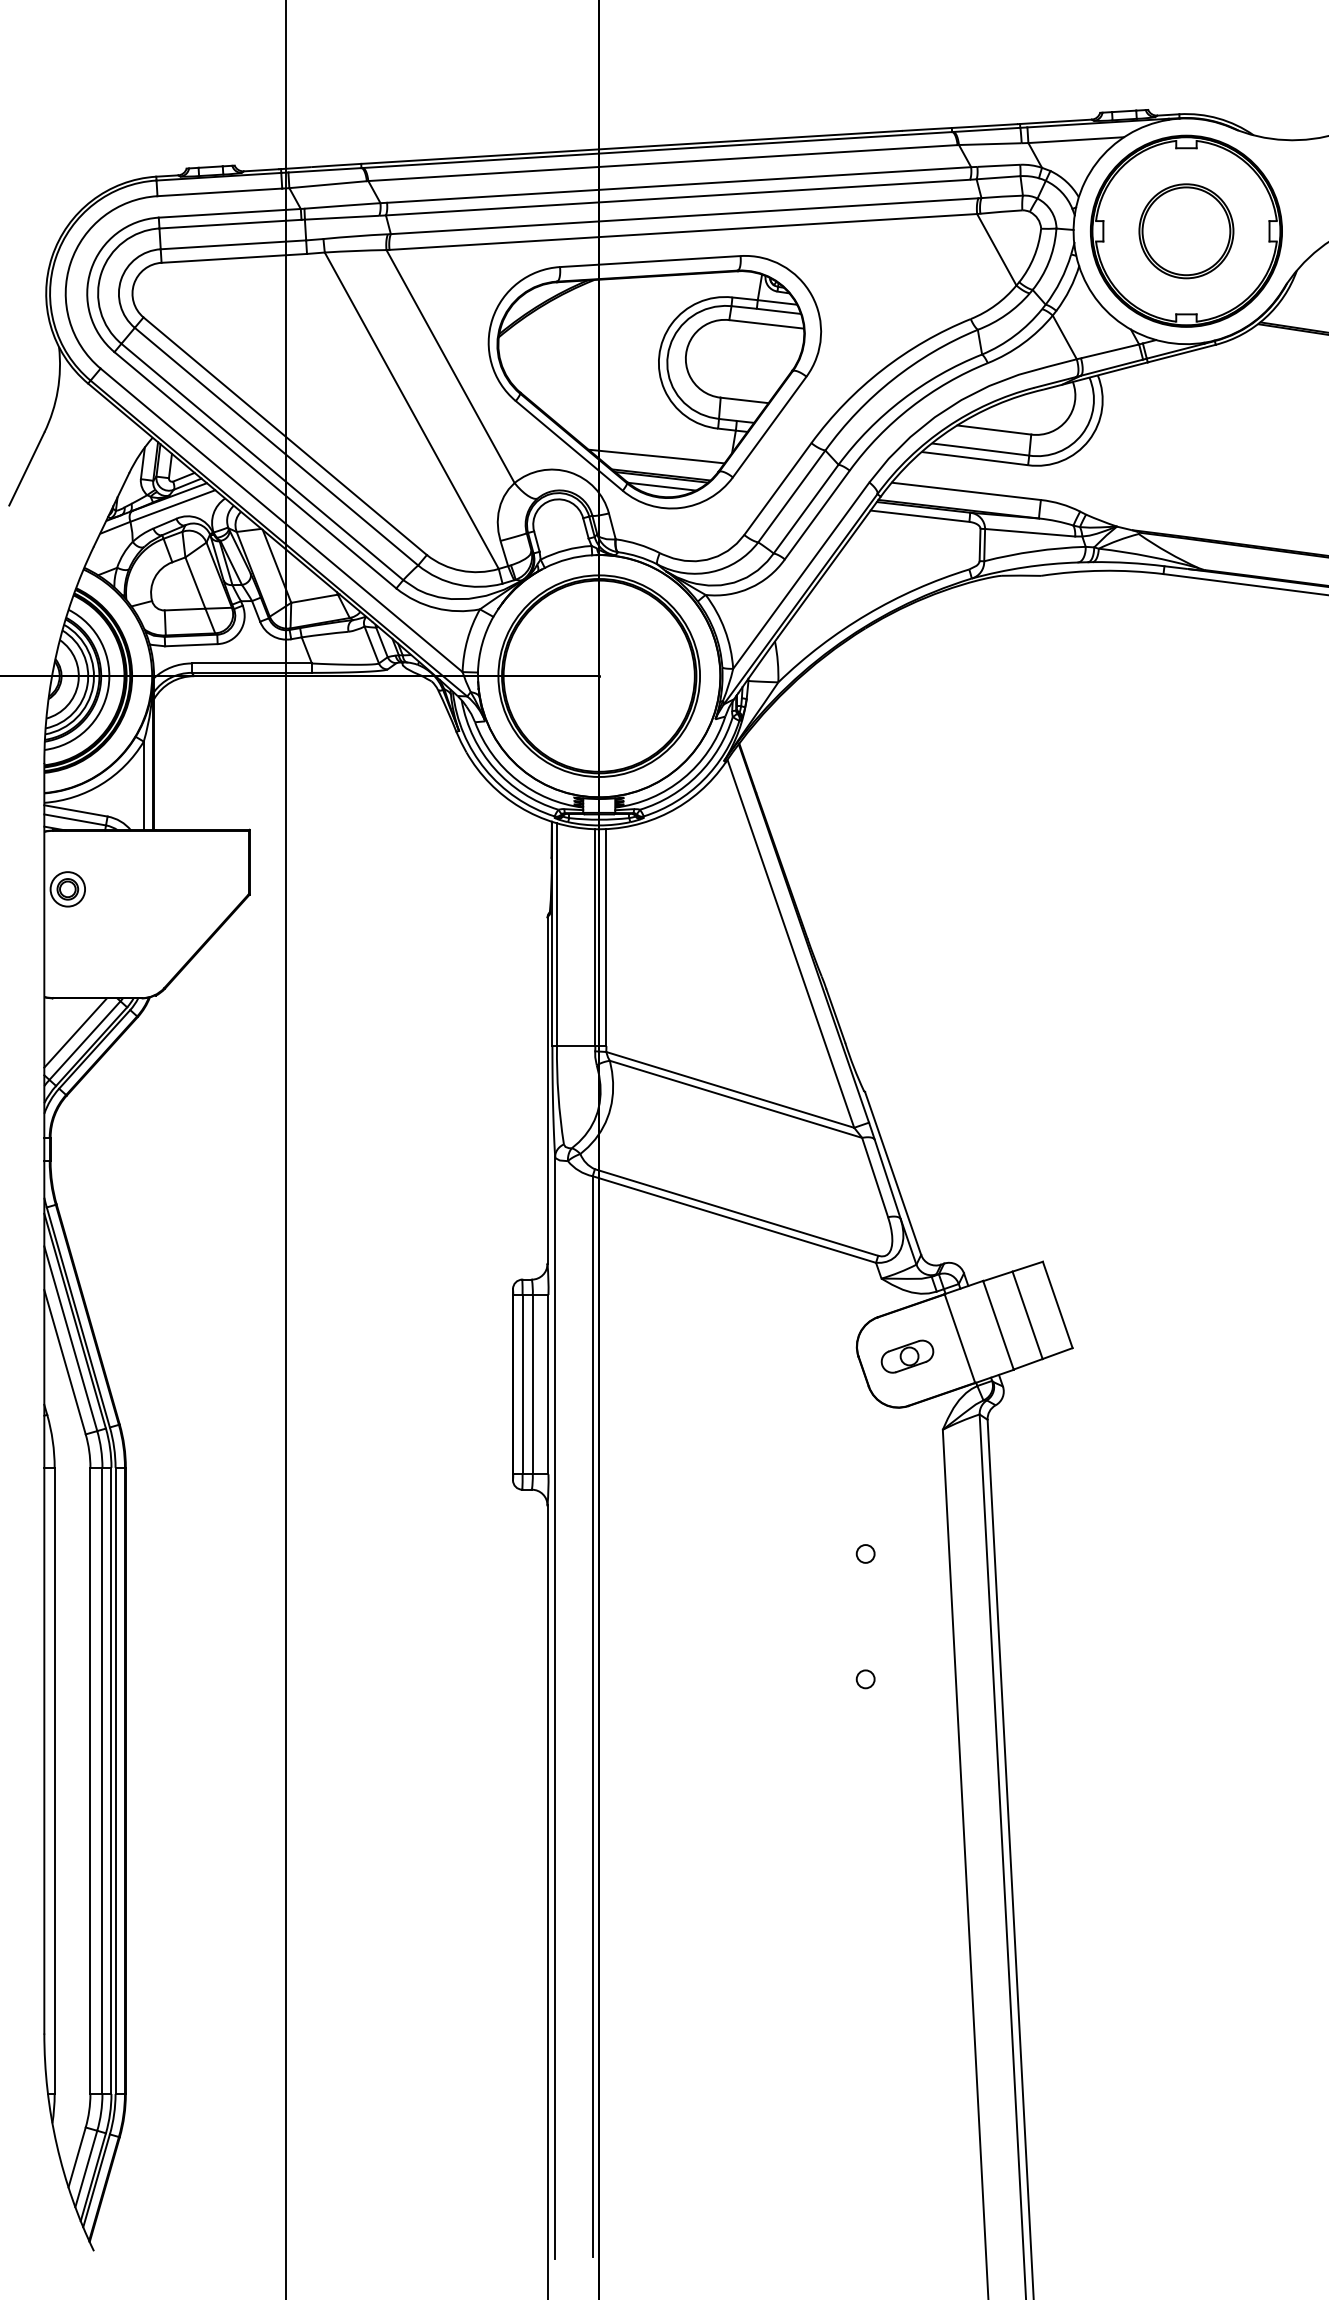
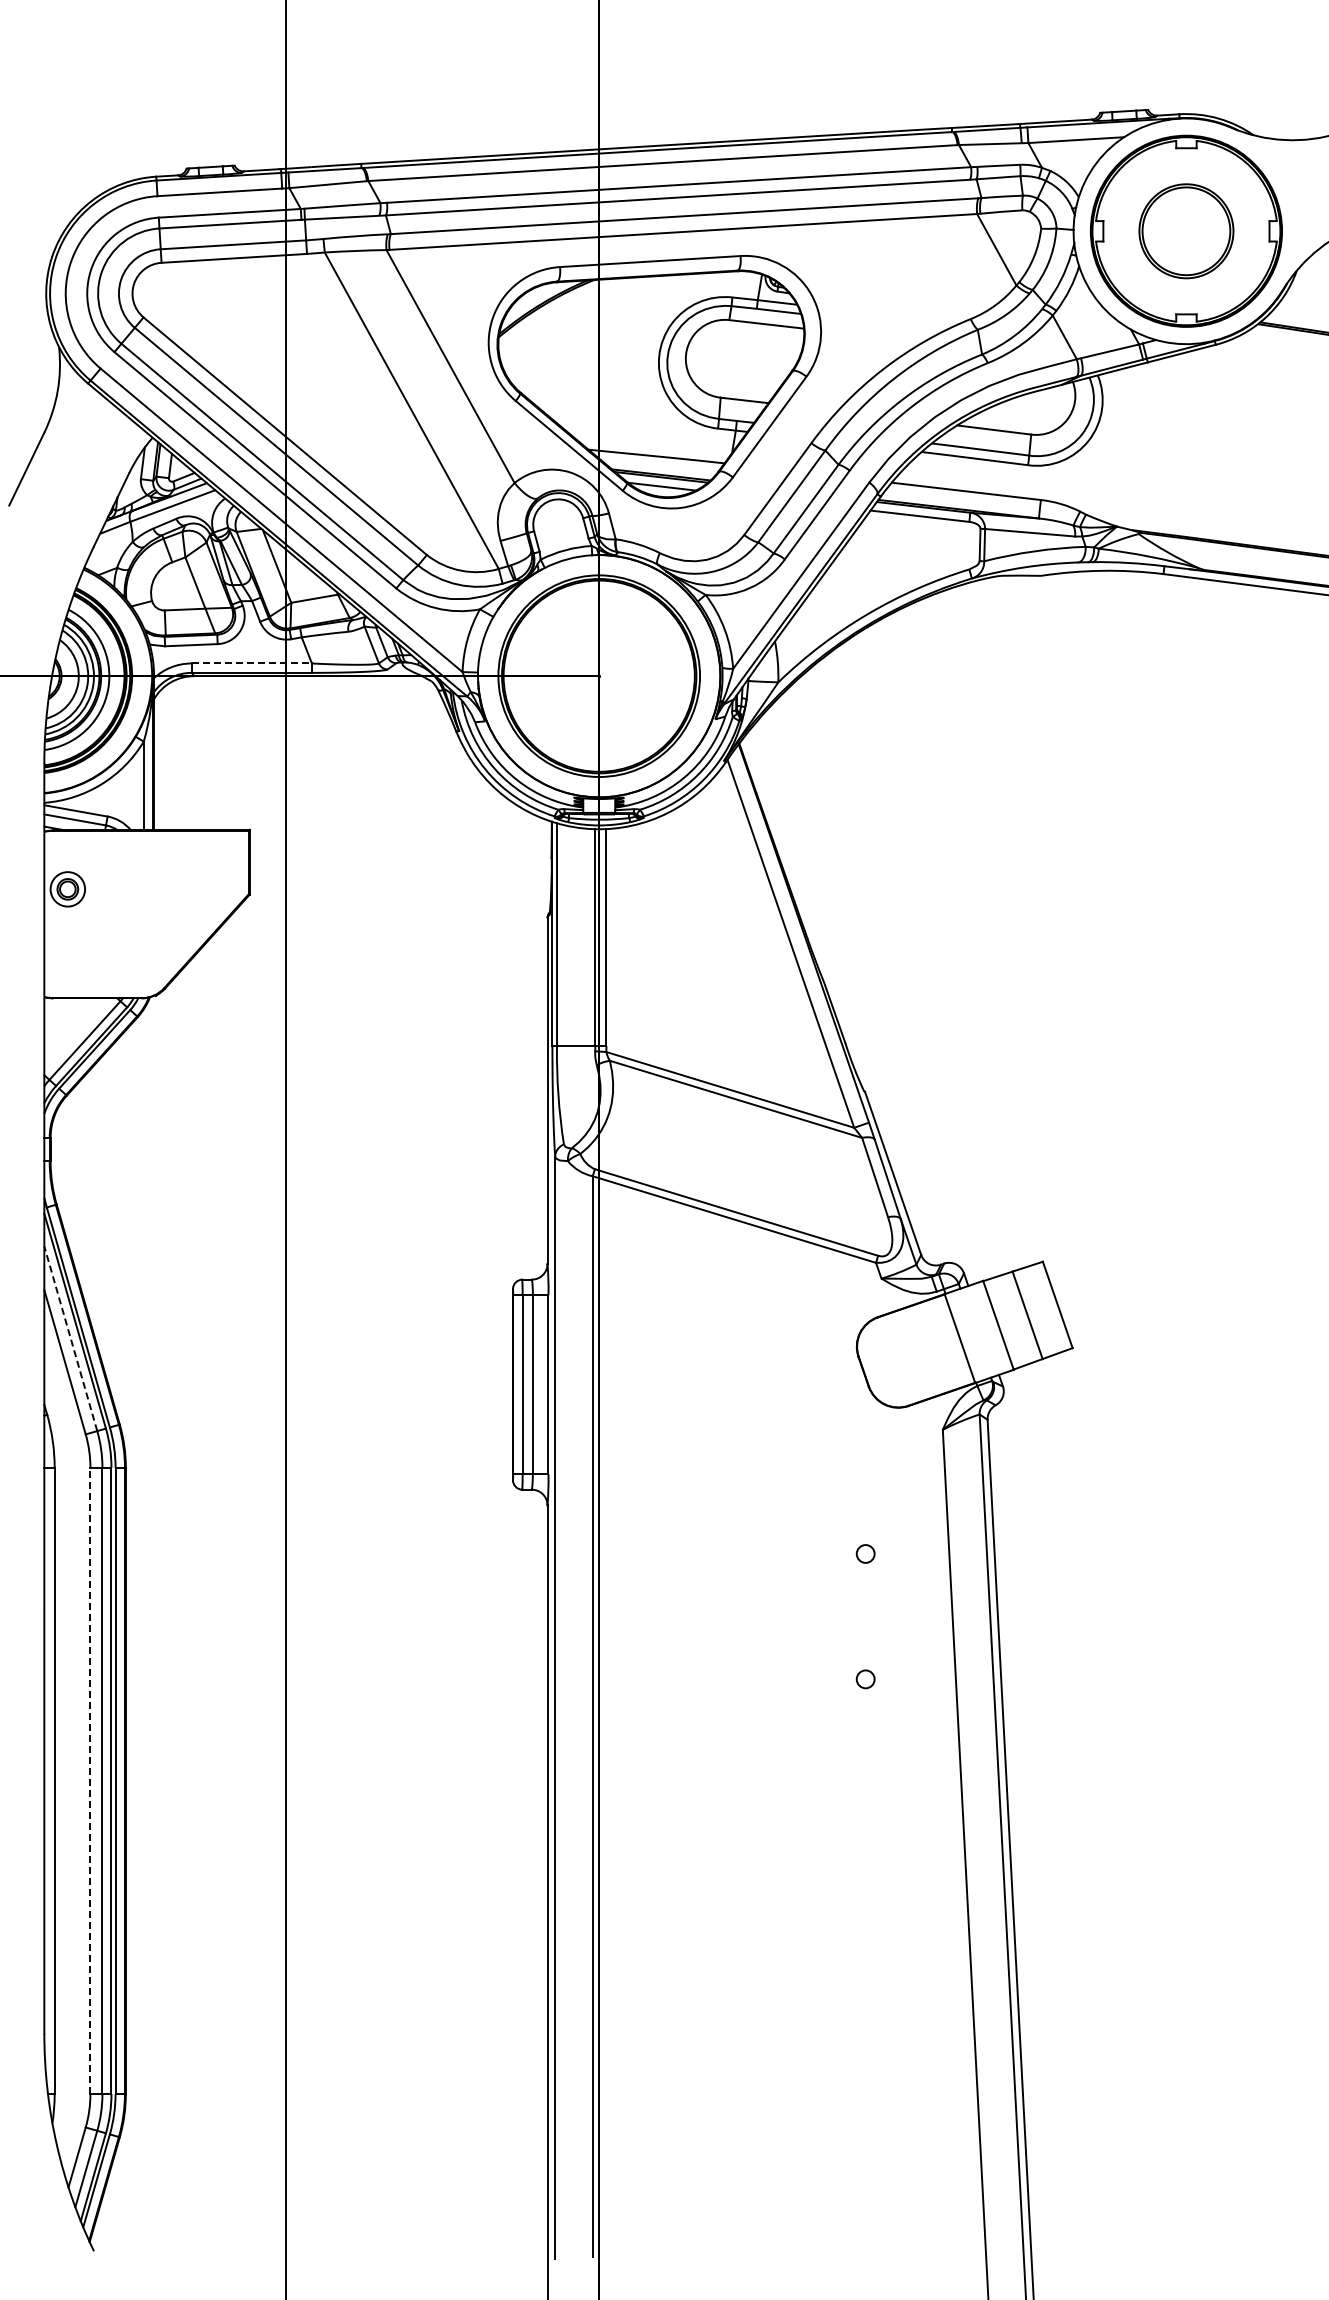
line: solid -> dashed (252, 663)
line: present -> none (75, 1032)
line: solid -> dashed (70, 1338)
part: present -> none (907, 1356)
line: solid -> dashed (90, 1780)
